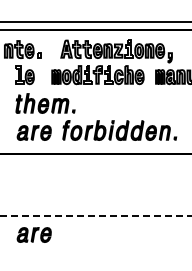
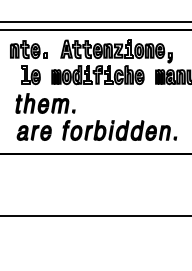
part position: (22, 62) -> (28, 62) (28, 62)
line: dashed -> solid (95, 216)
part: present -> none (33, 234)
